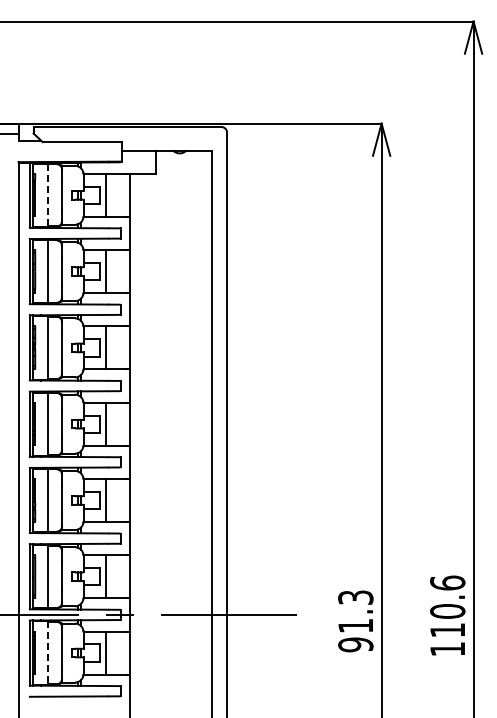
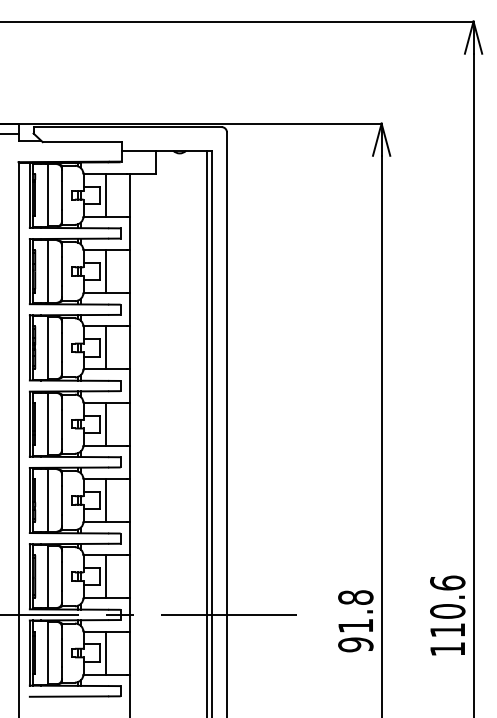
line: dashed -> solid (48, 195)
line: none -> present (206, 432)
text: 91.3 -> 91.8 (355, 597)
line: dashed -> solid (48, 653)
